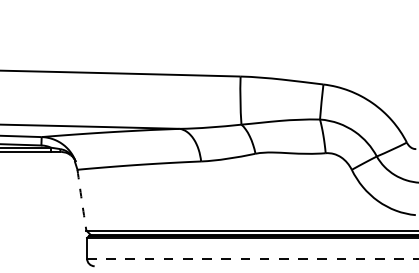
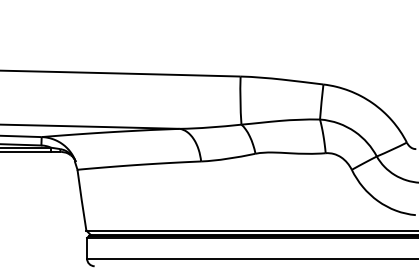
arc: dashed -> solid (81, 200)
line: dashed -> solid (252, 258)
